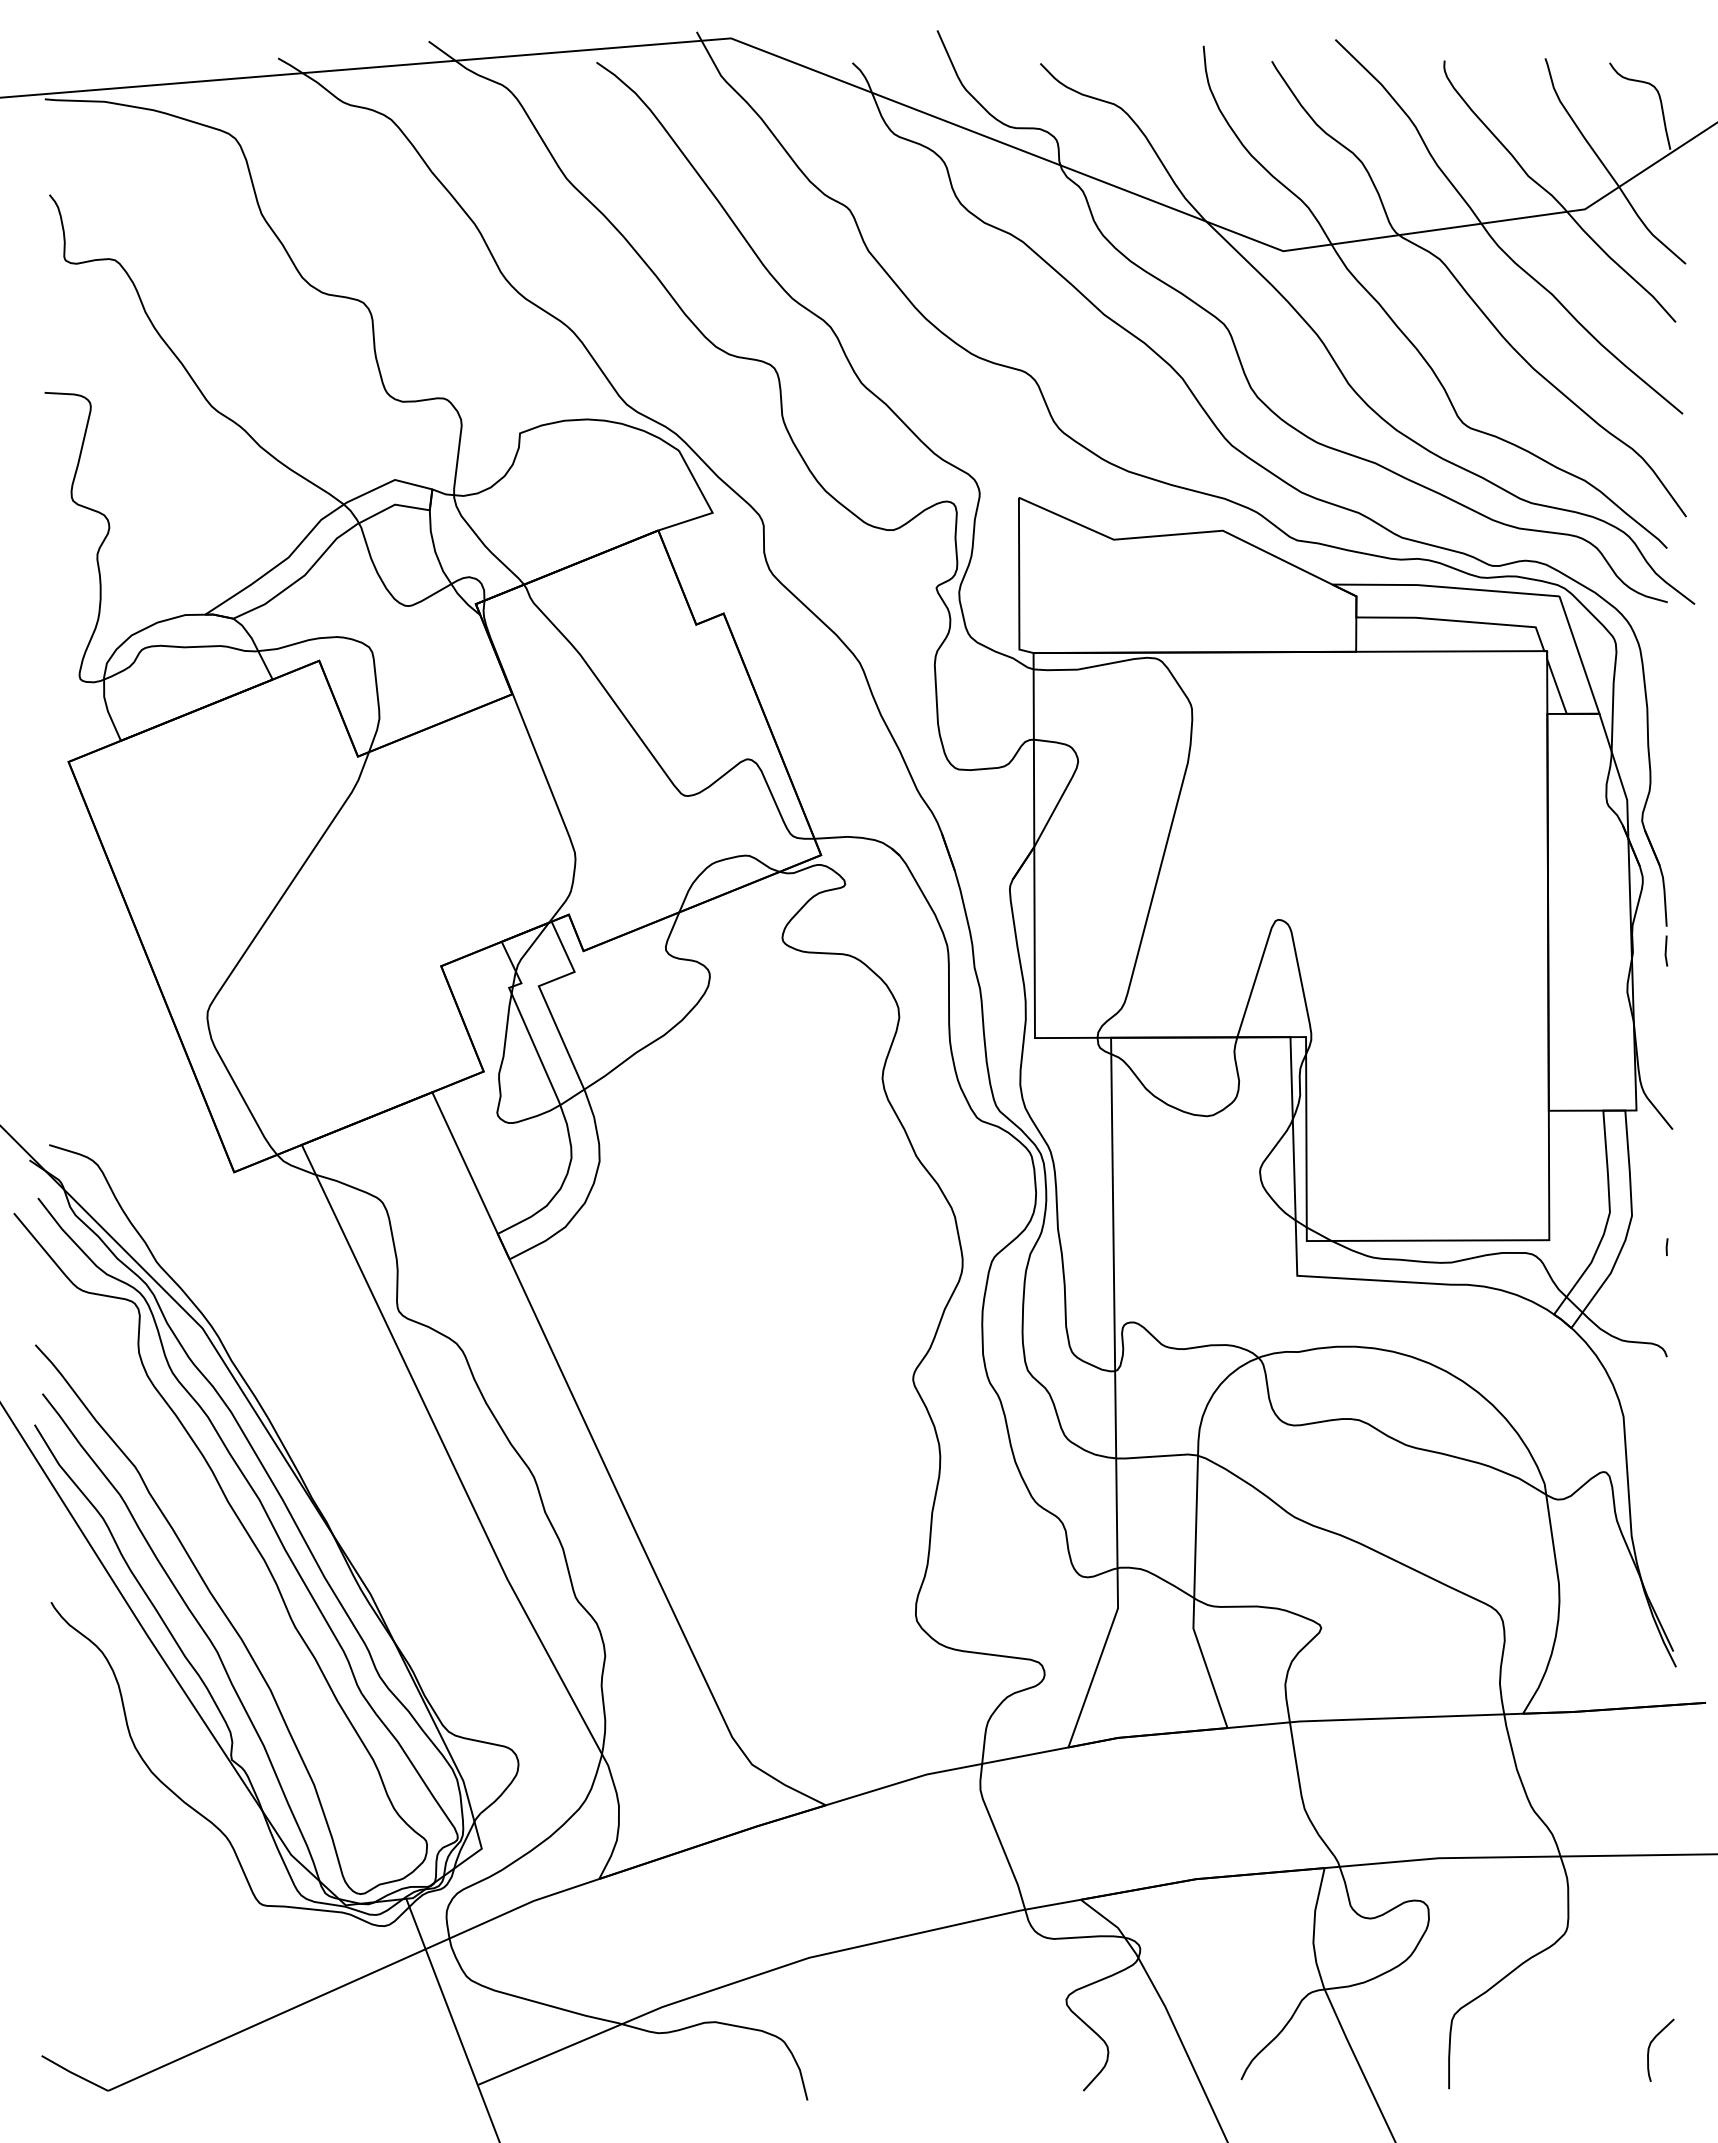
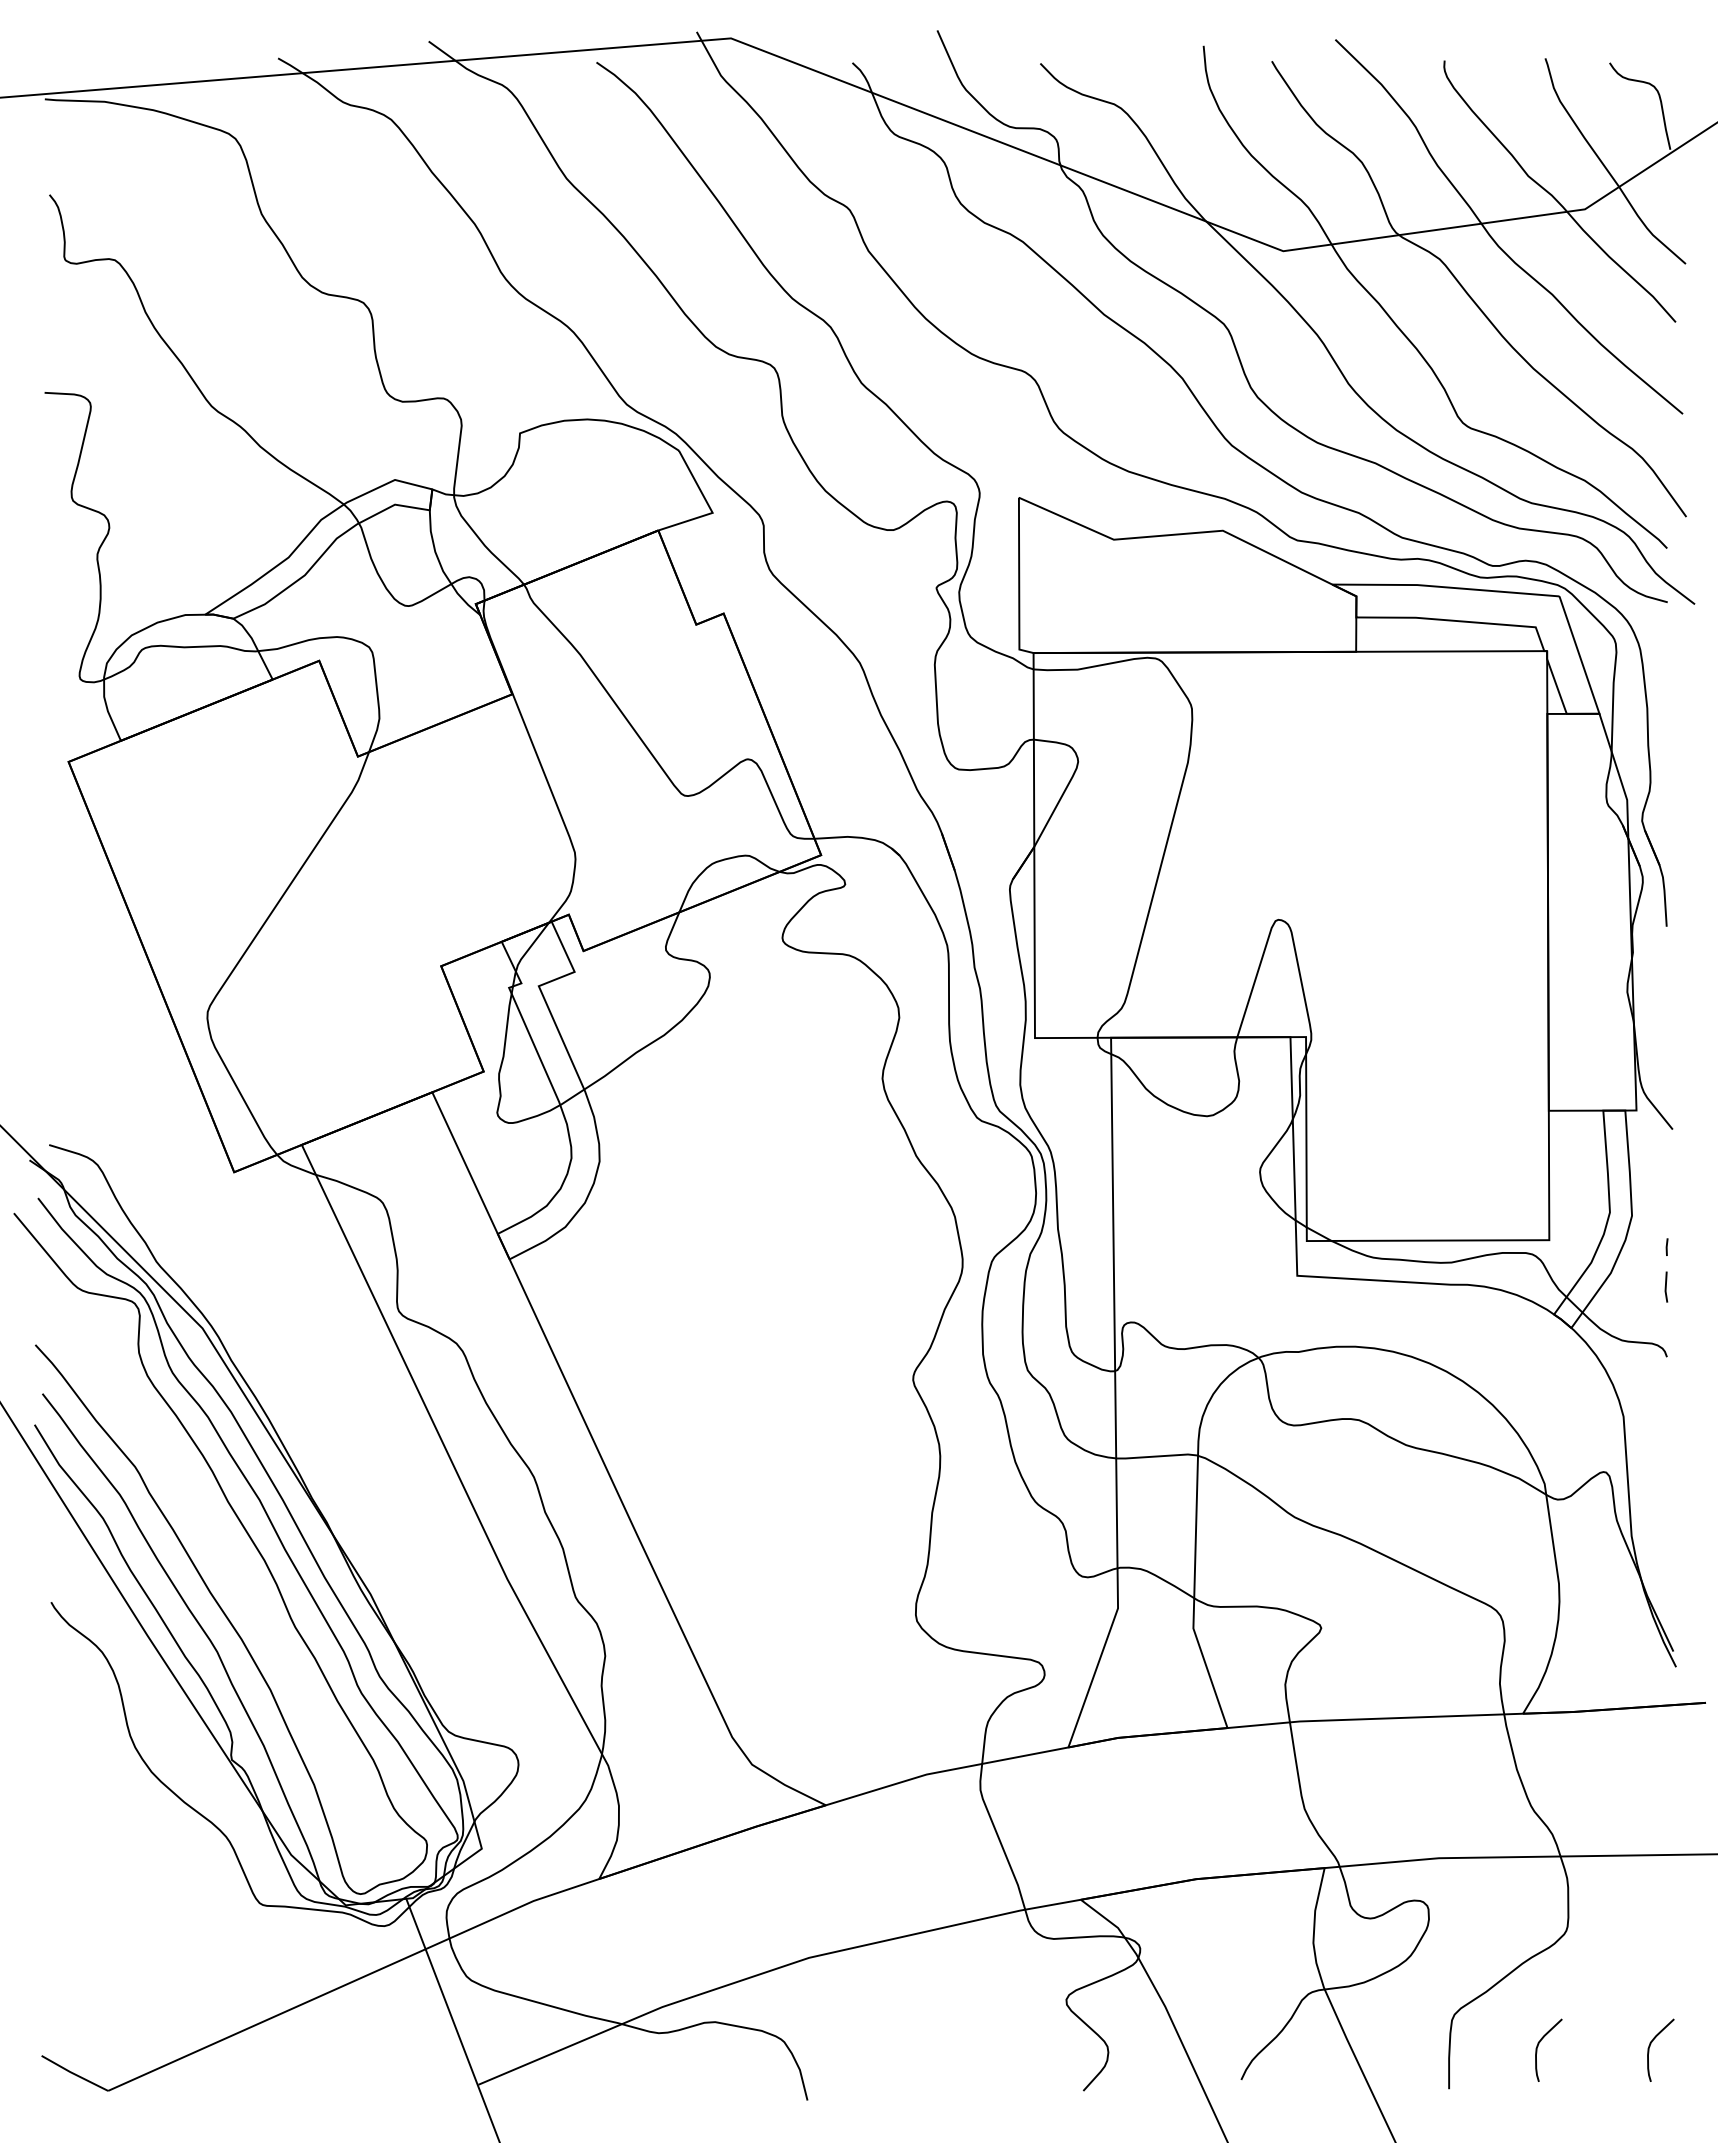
line position: (1666, 950) -> (1666, 1286) (1666, 1286)
curve: none -> present (1539, 2044)
